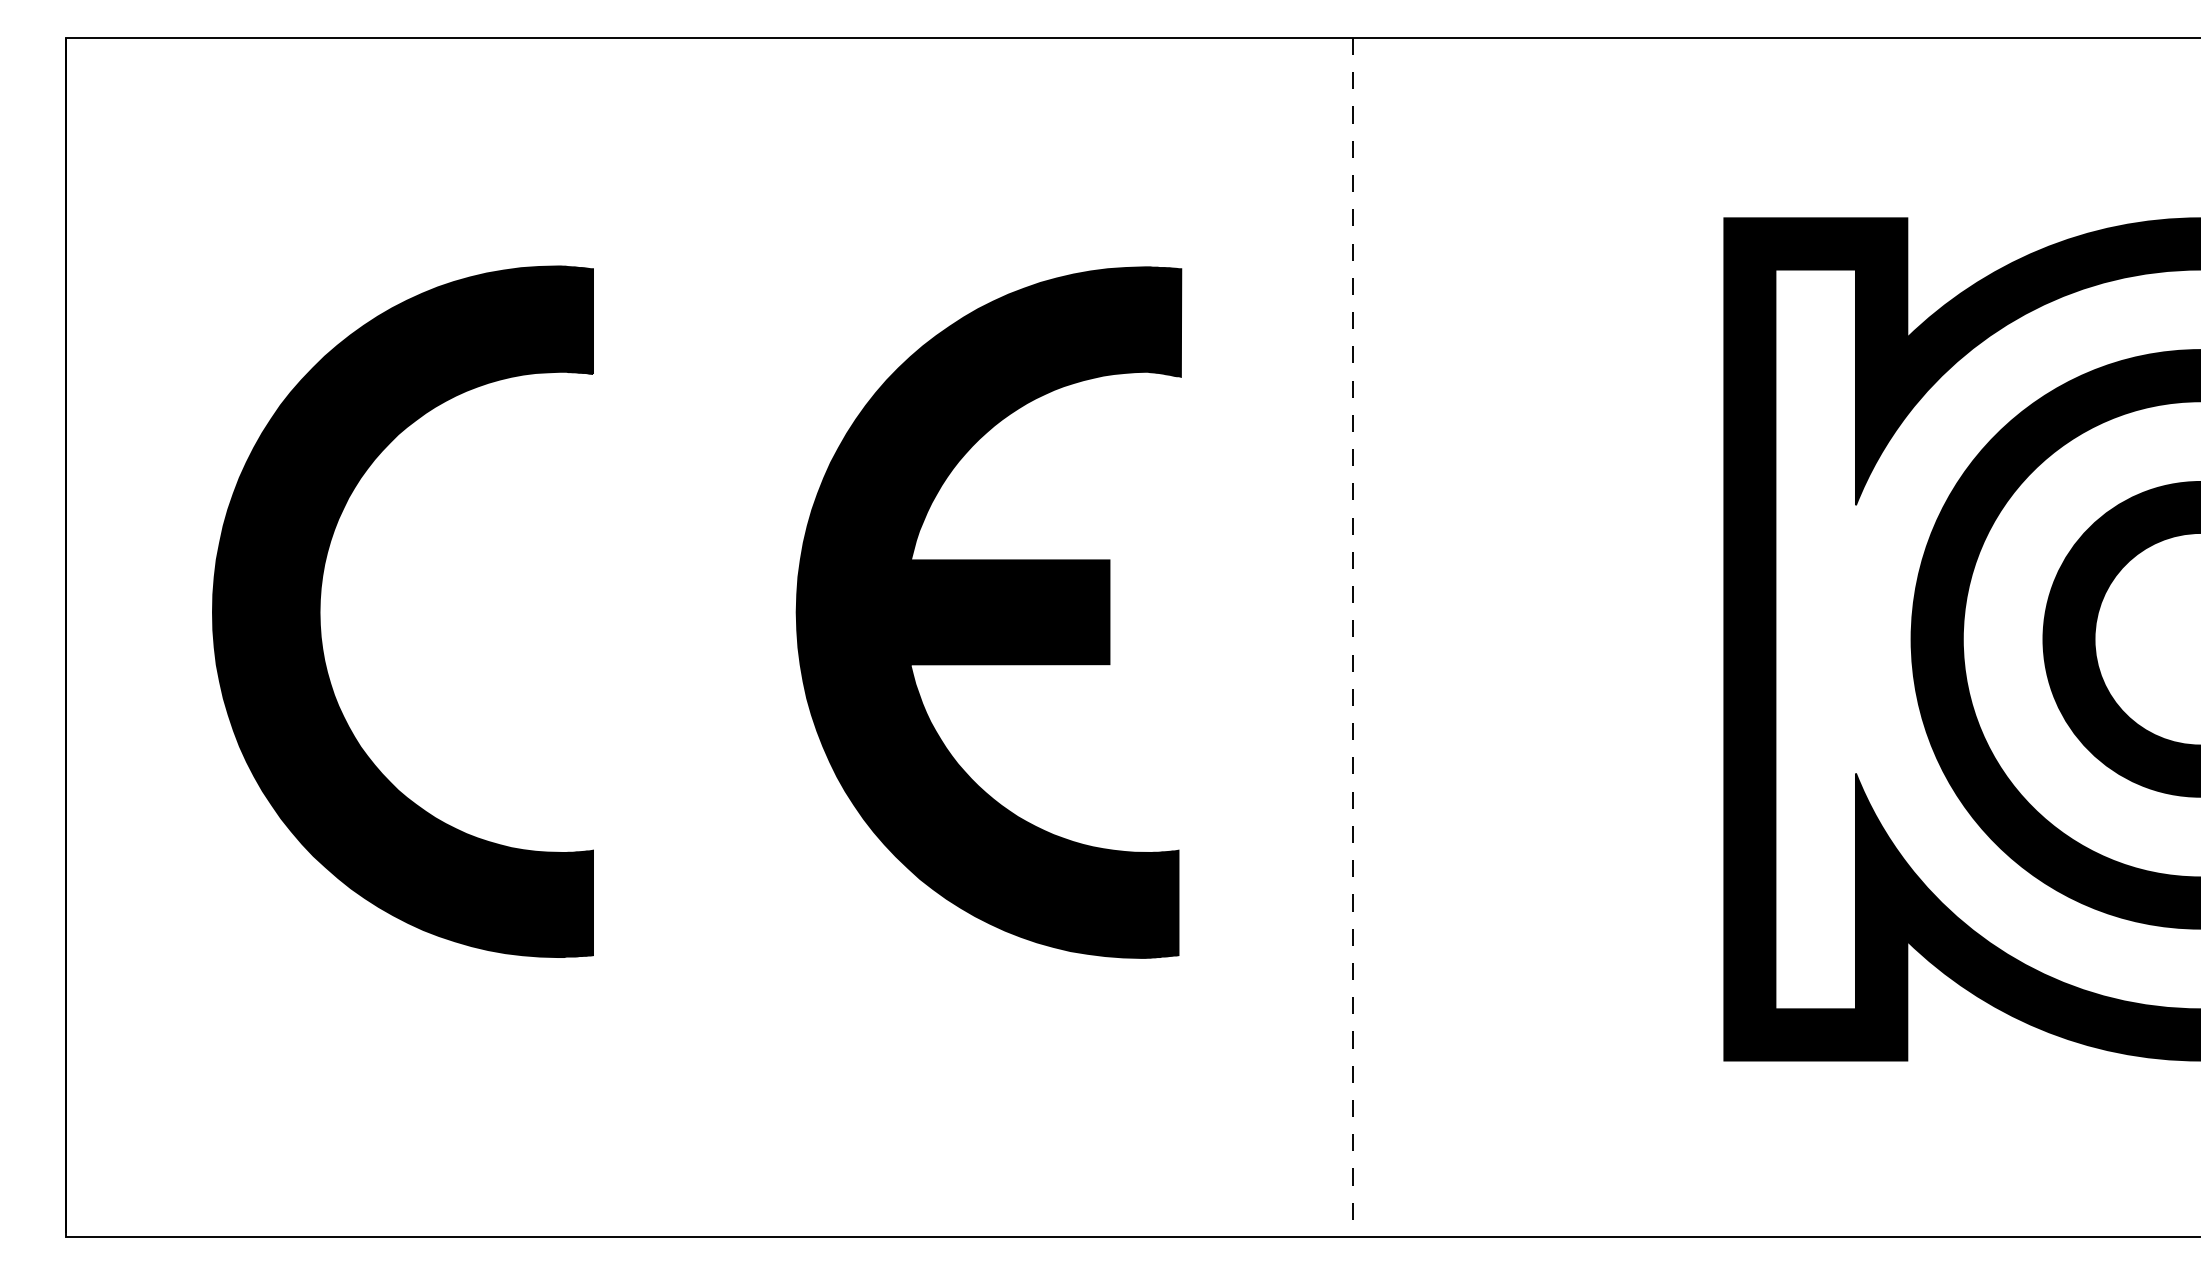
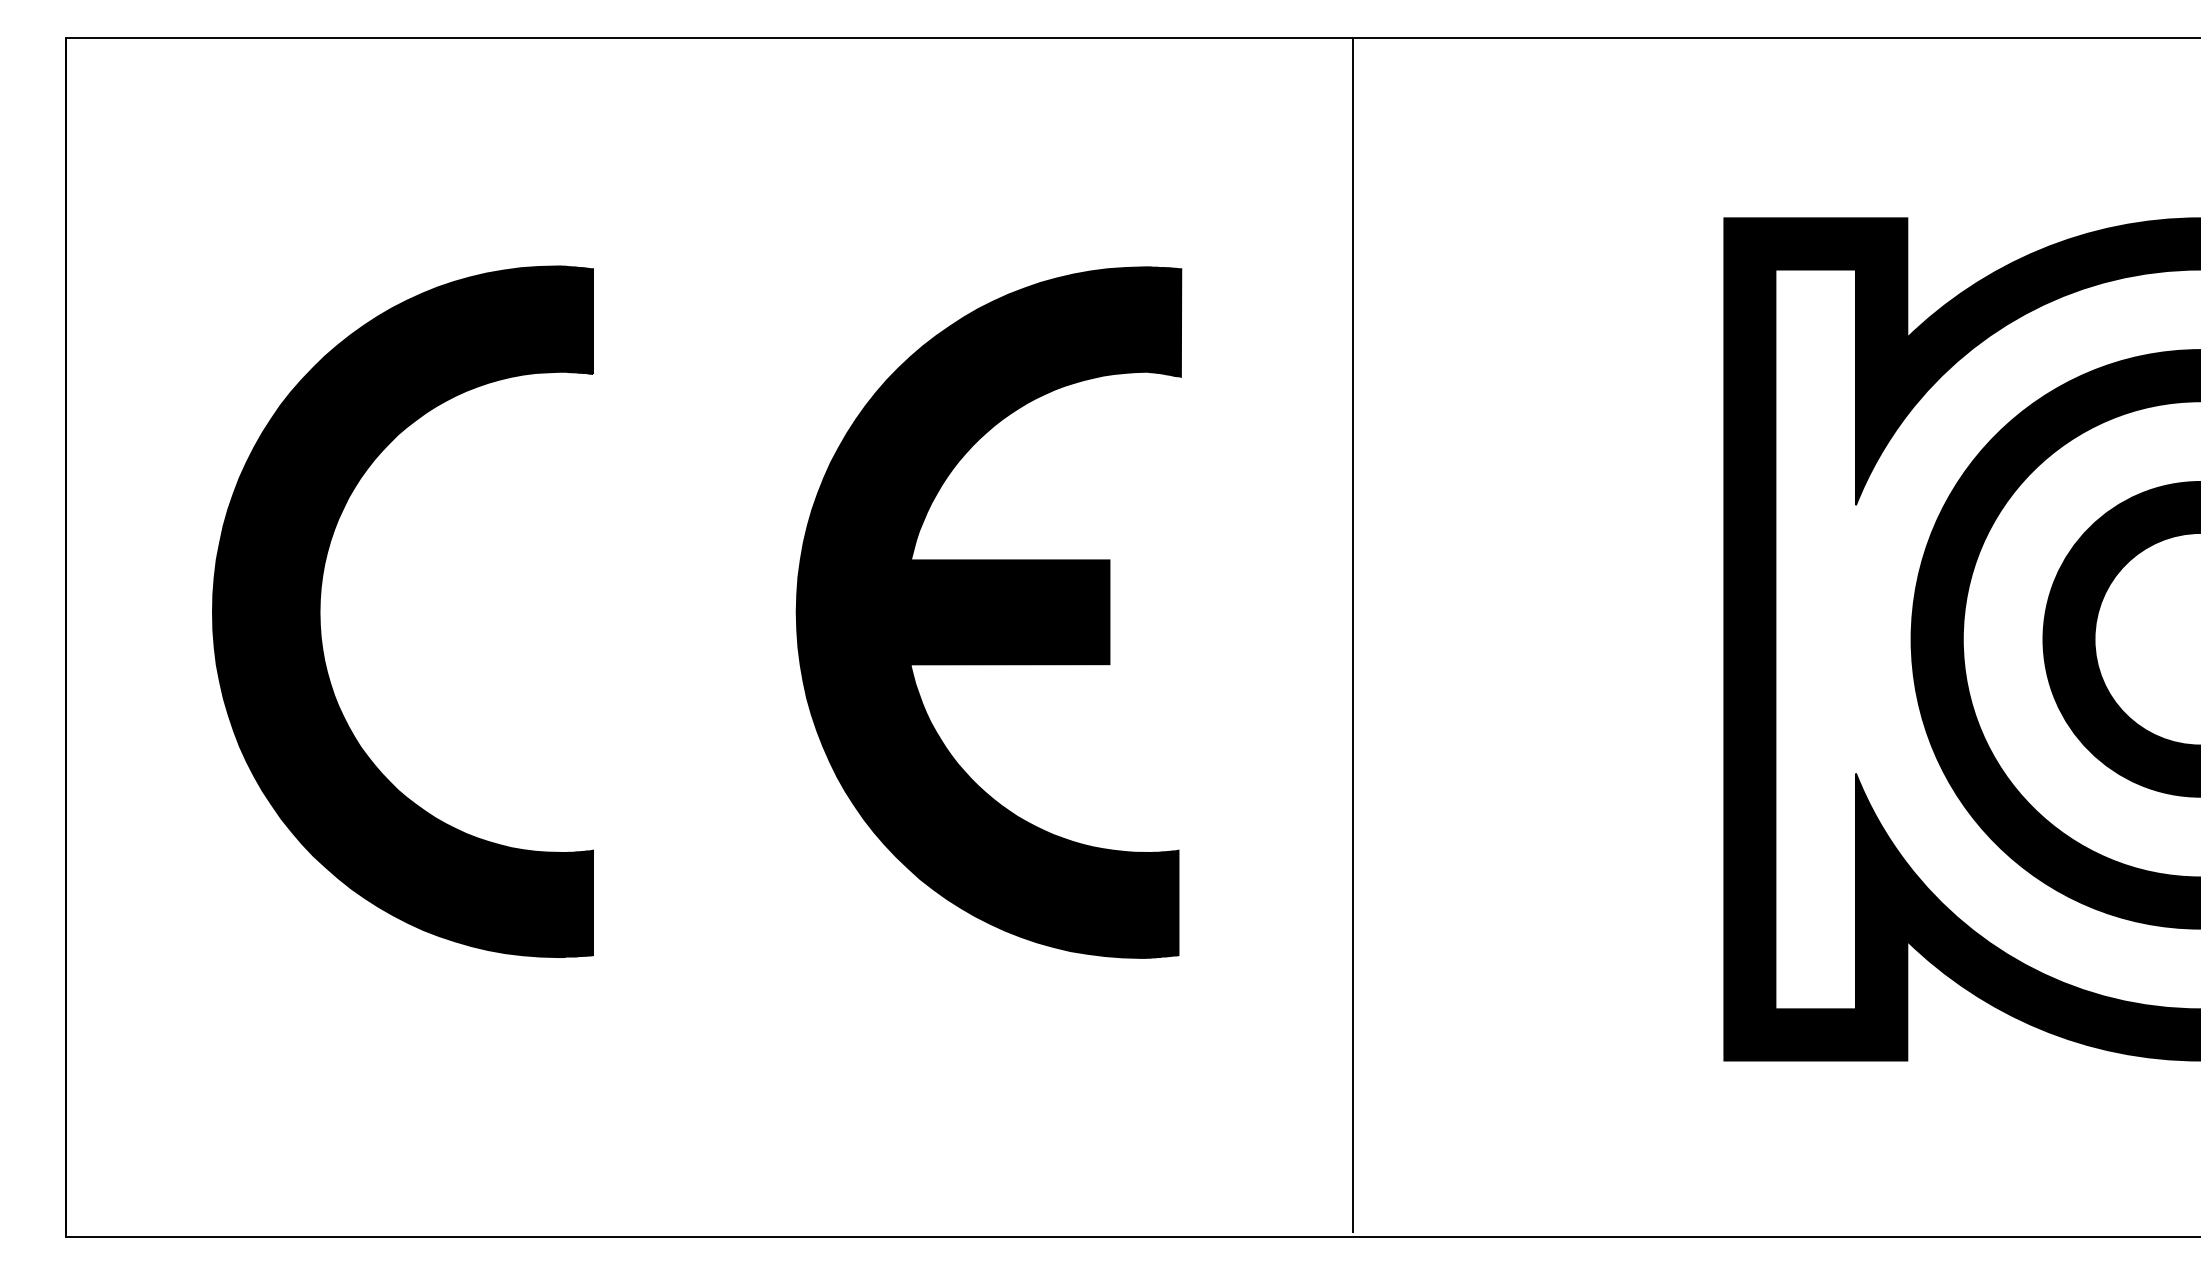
line: dashed -> solid (1352, 635)
